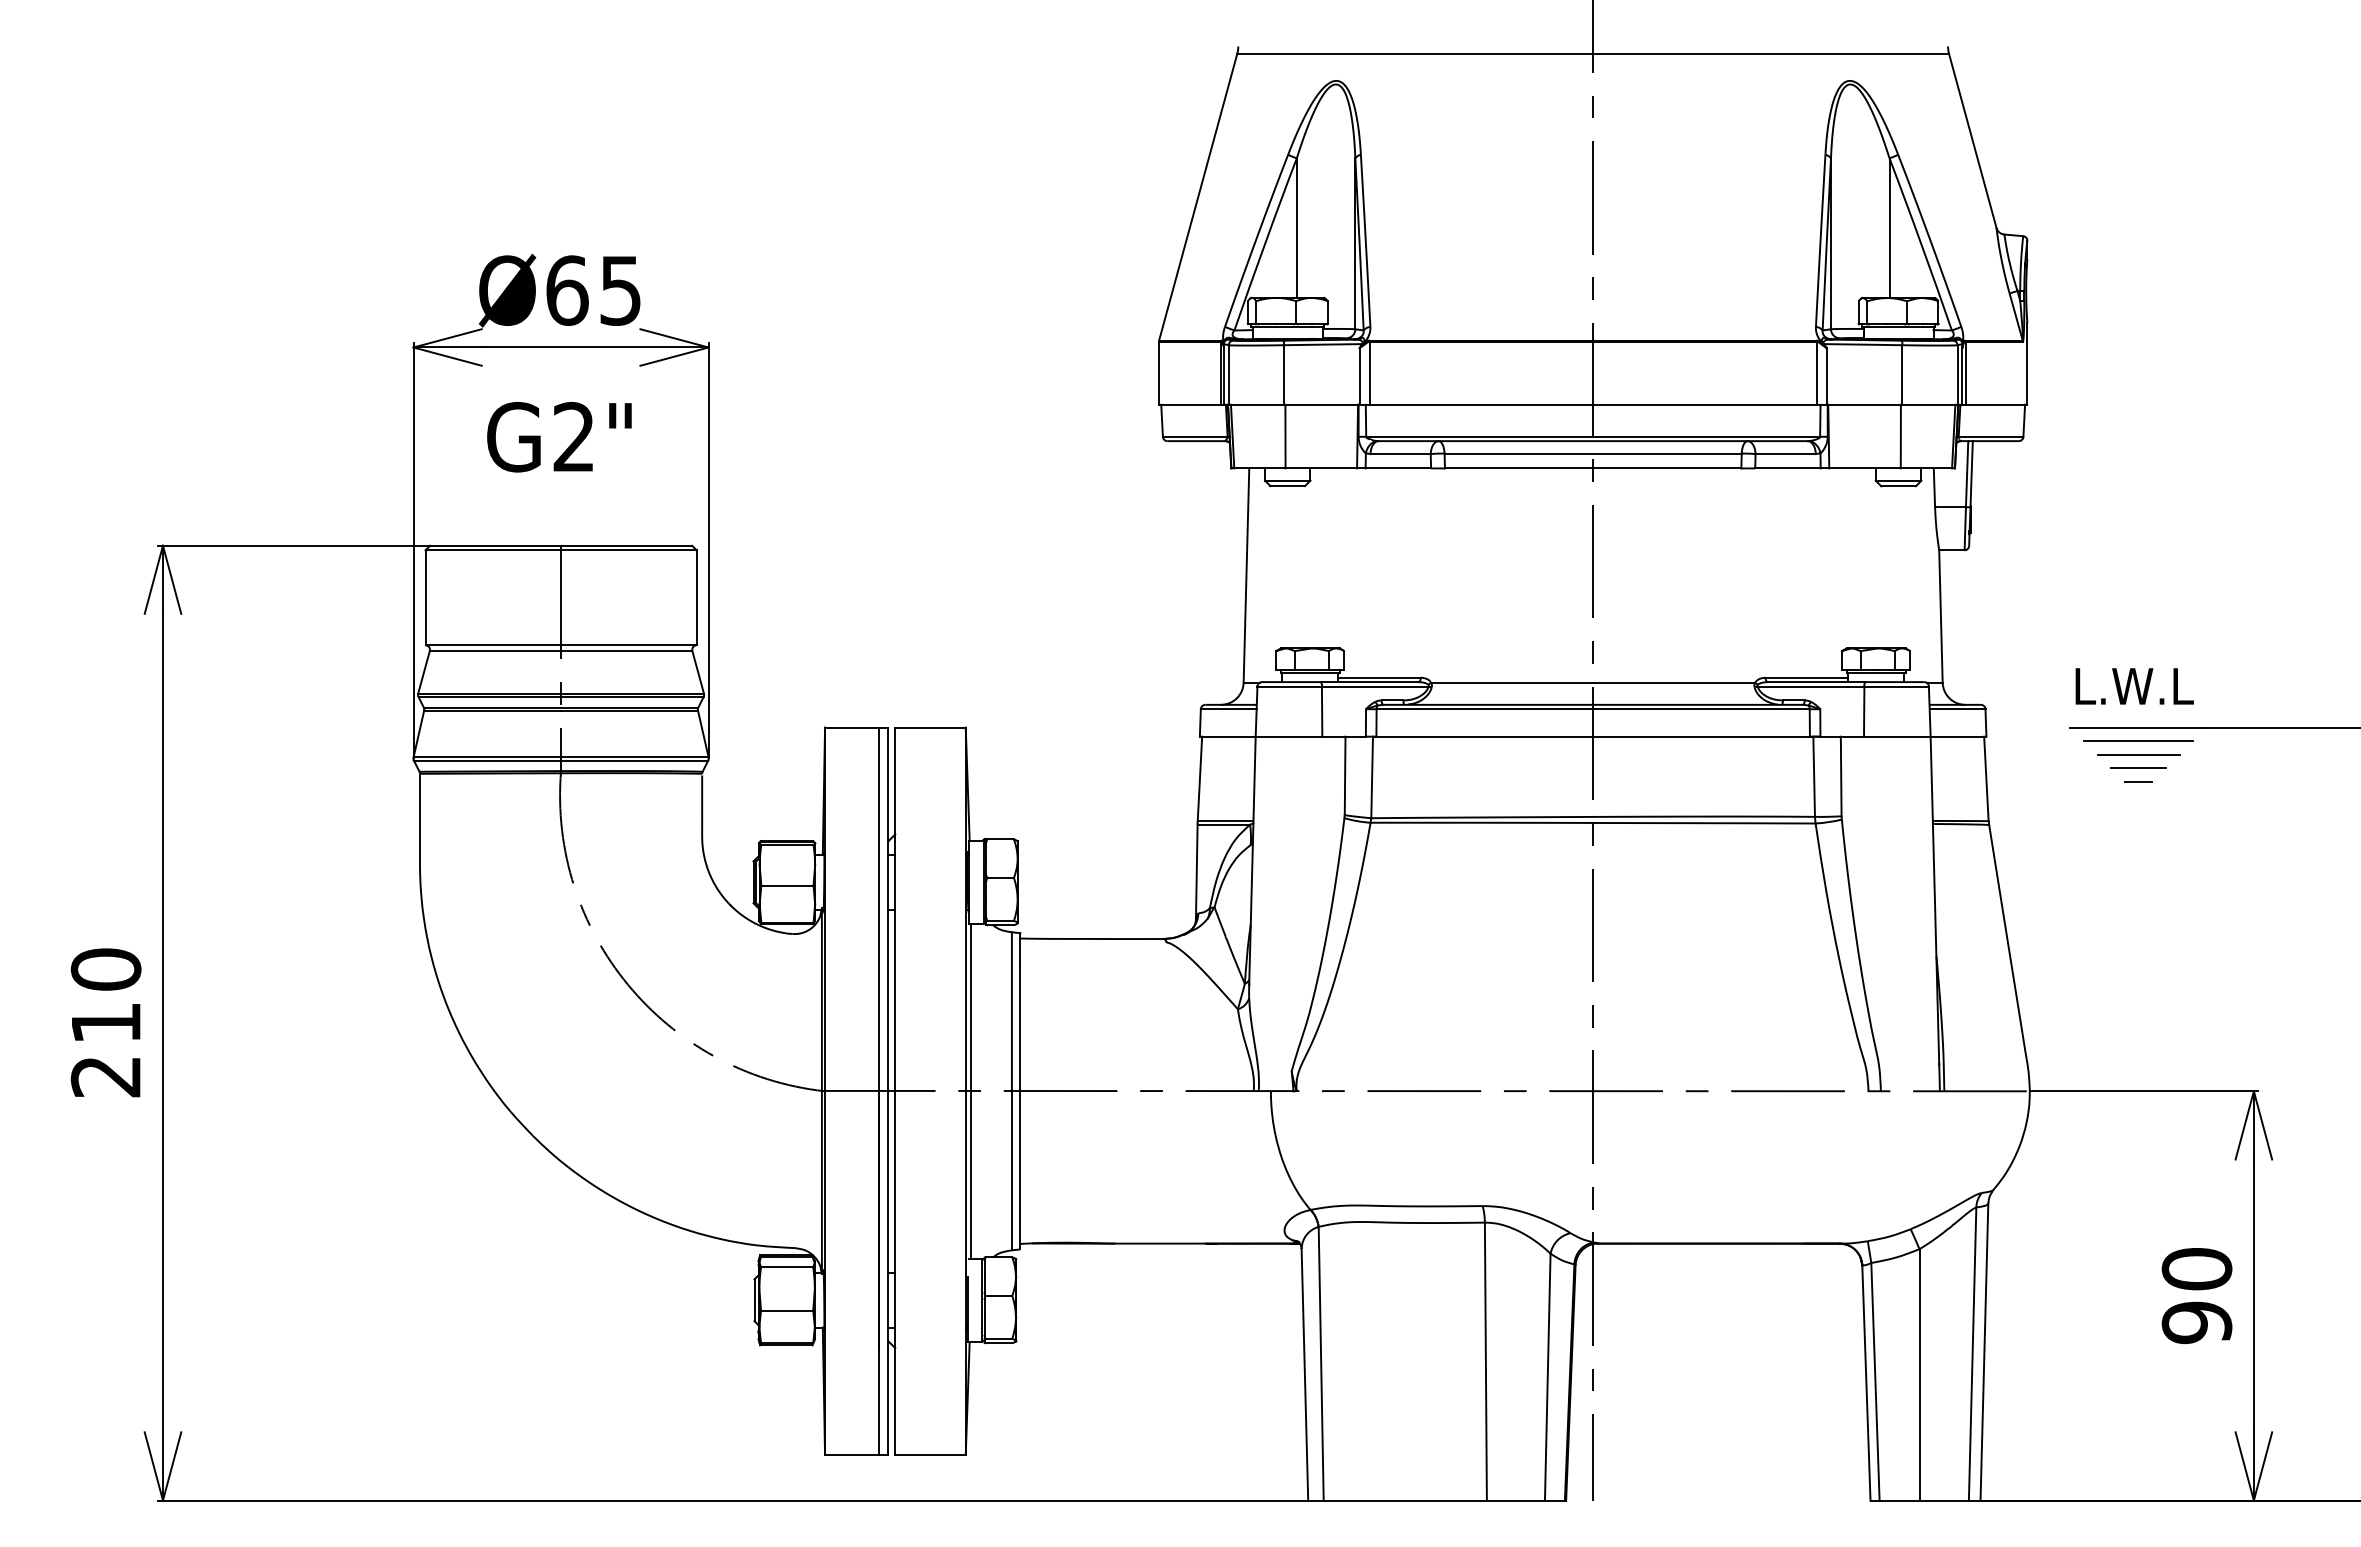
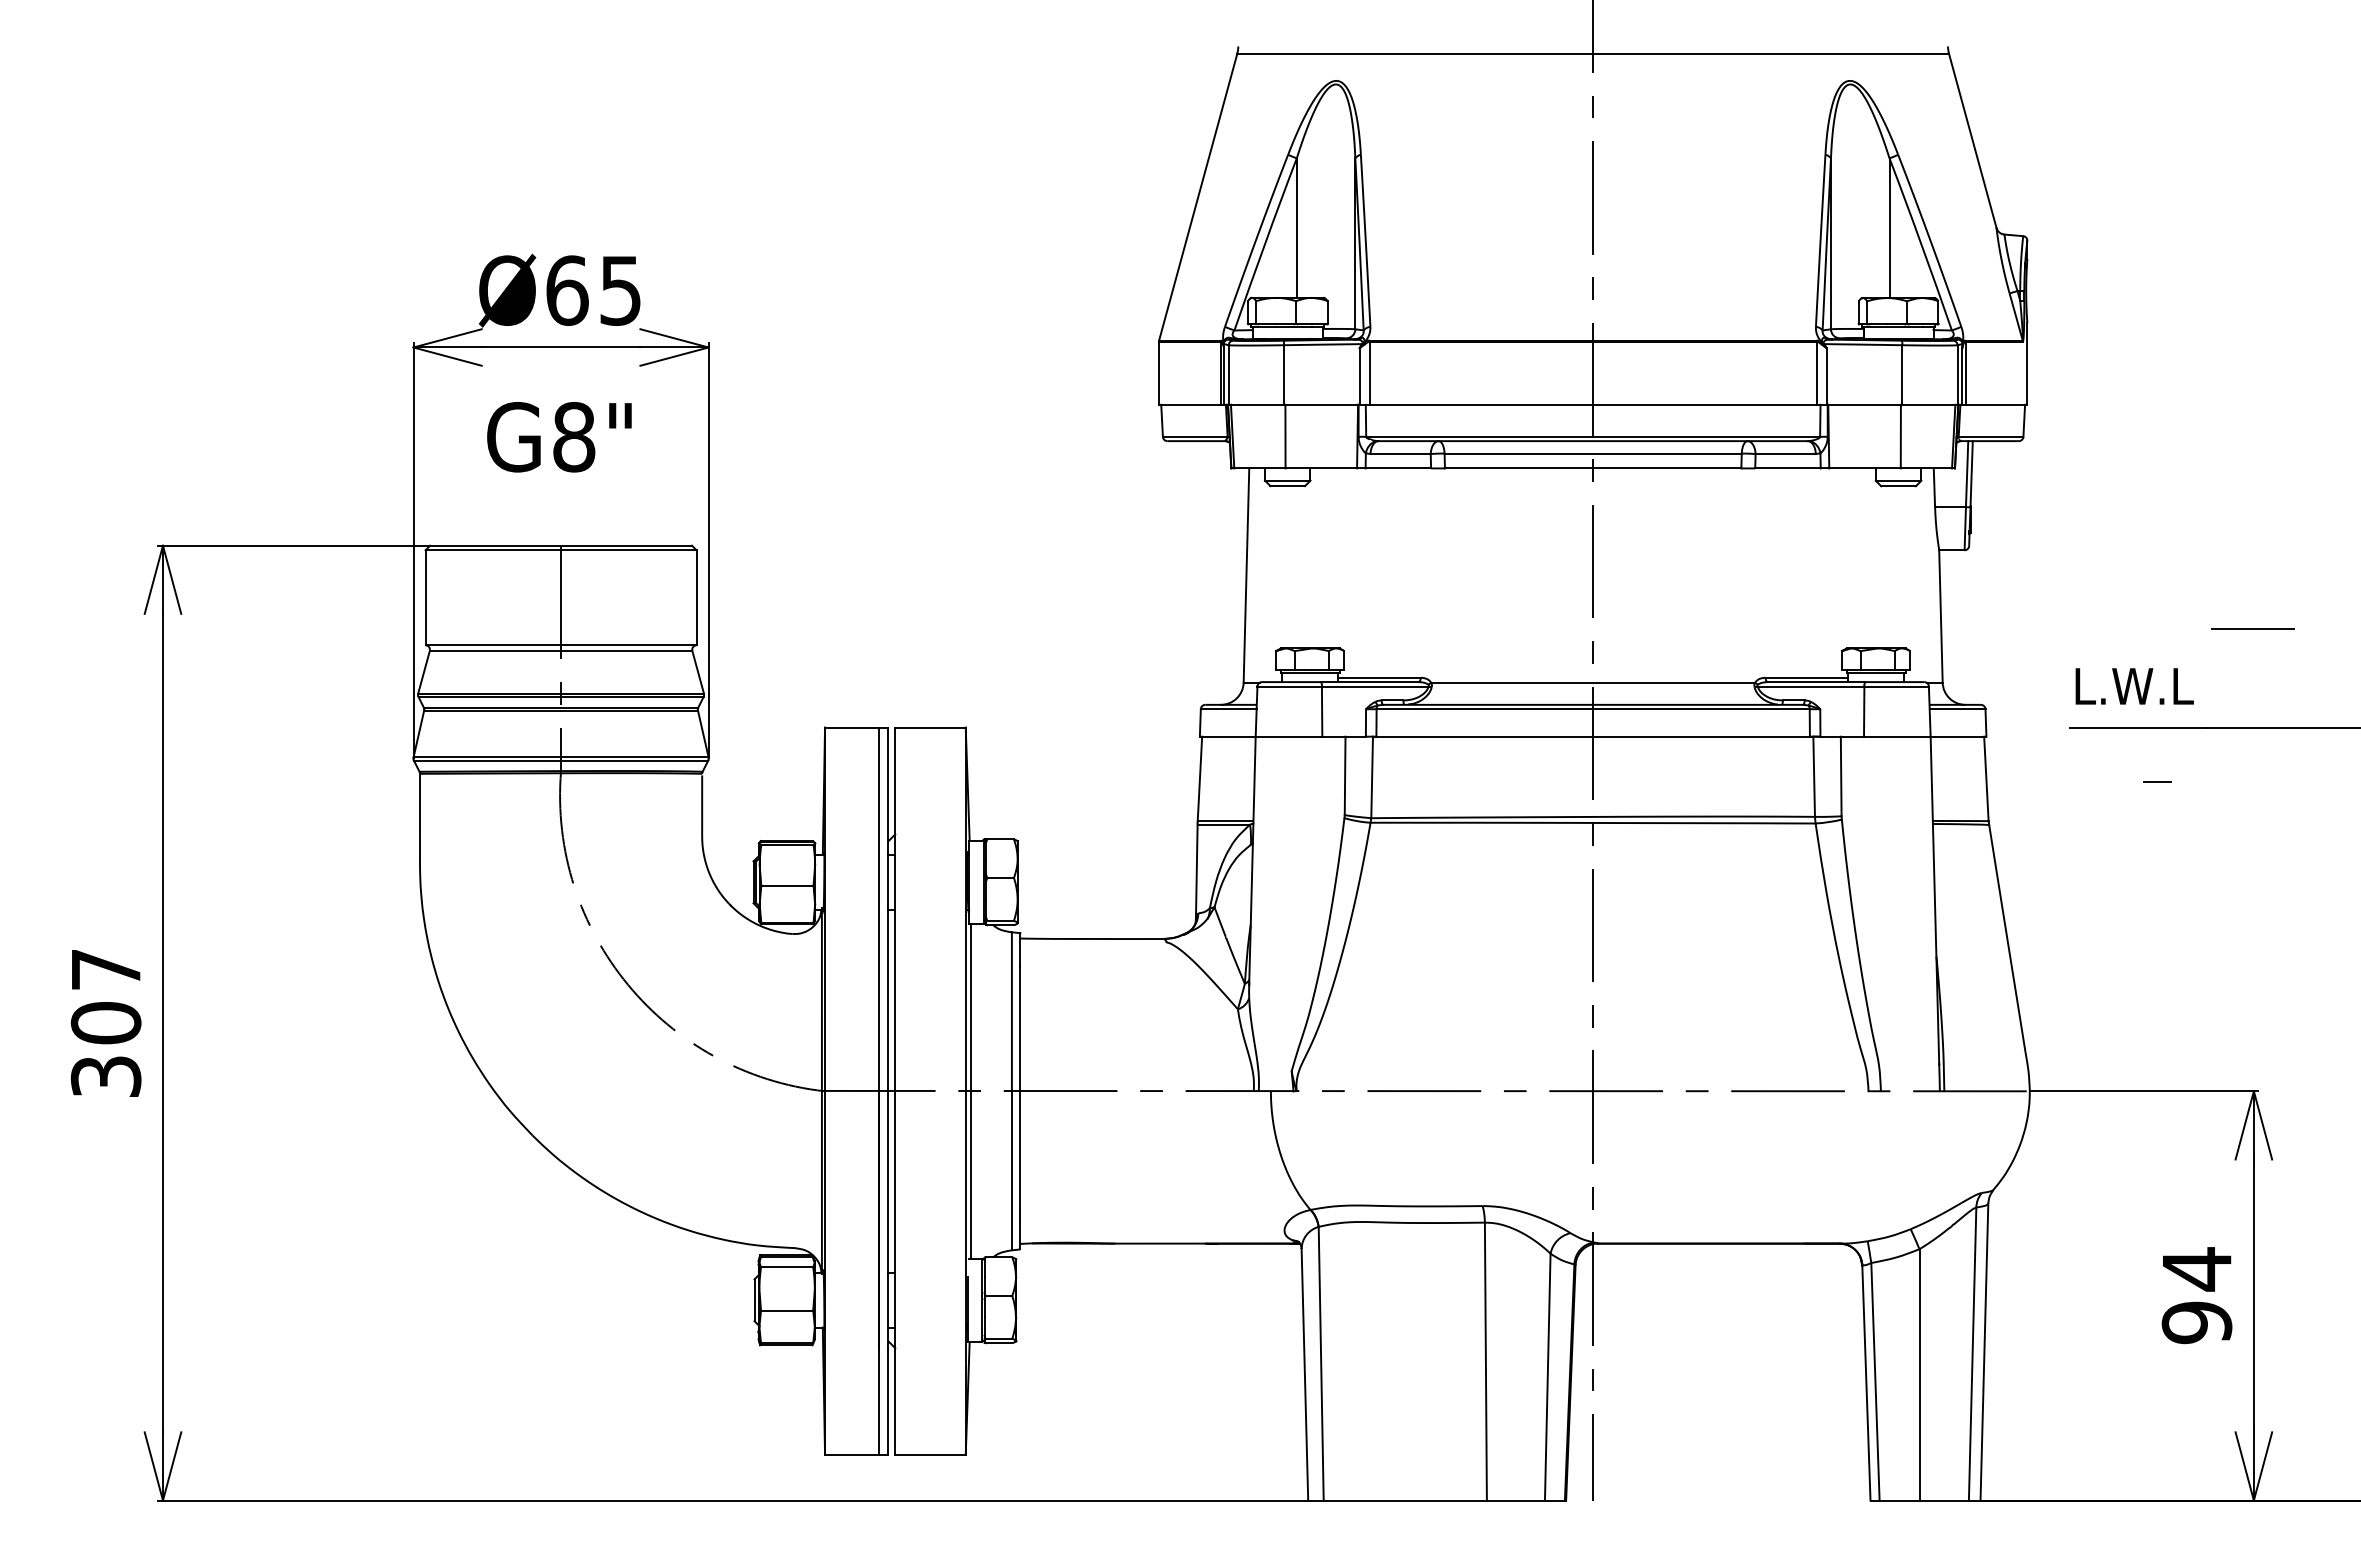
text: G2" -> G8" (574, 436)
line: present -> none (2138, 741)
line position: (2138, 754) -> (2252, 628) (2252, 628)
line: present -> none (2138, 768)
line position: (2138, 781) -> (2157, 781) (2157, 781)
text: 210 -> 307 (105, 1022)
text: 90 -> 94 (2196, 1269)
